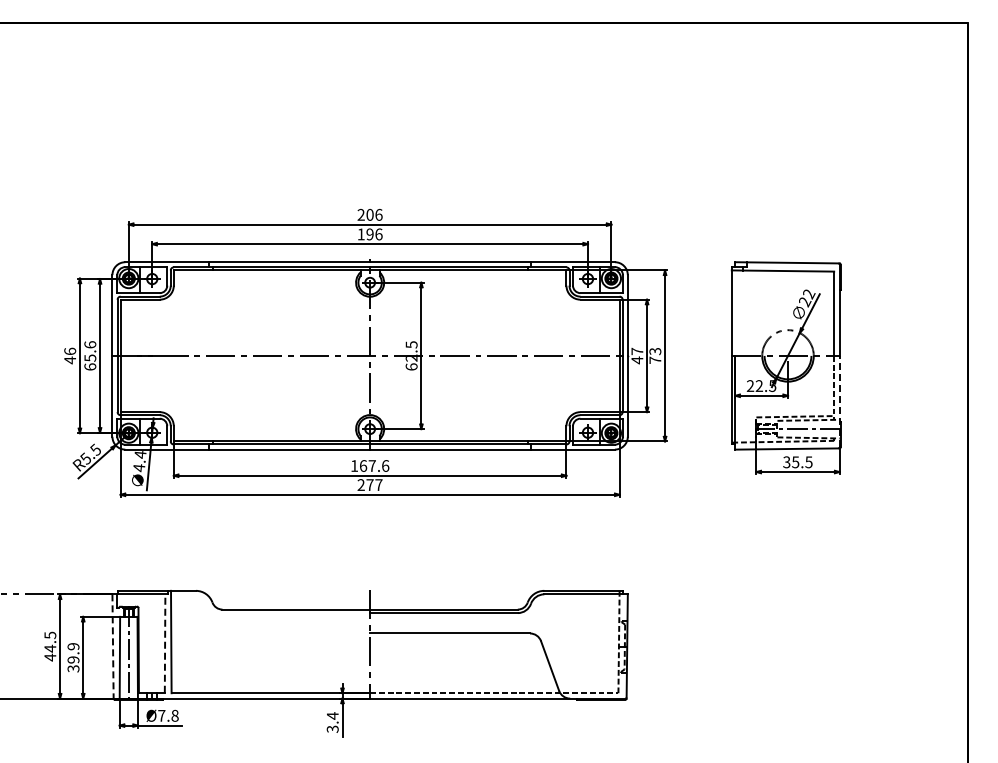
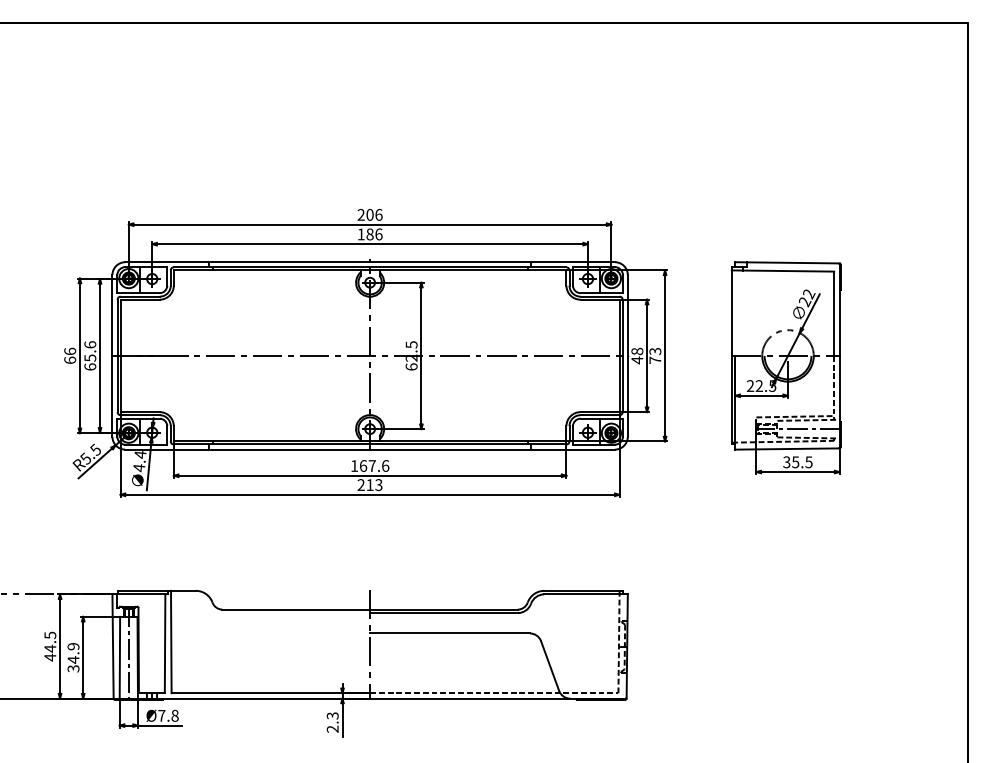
text: 196 -> 186 (369, 234)
text: 47 -> 48 (637, 351)
text: 46 -> 66 (70, 360)
line: dashed -> solid (839, 401)
text: 277 -> 213 (374, 485)
line: dashed -> solid (165, 643)
line: dashed -> solid (113, 646)
text: 39.9 -> 34.9 (73, 659)
text: 3.4 -> 2.3 (332, 722)
